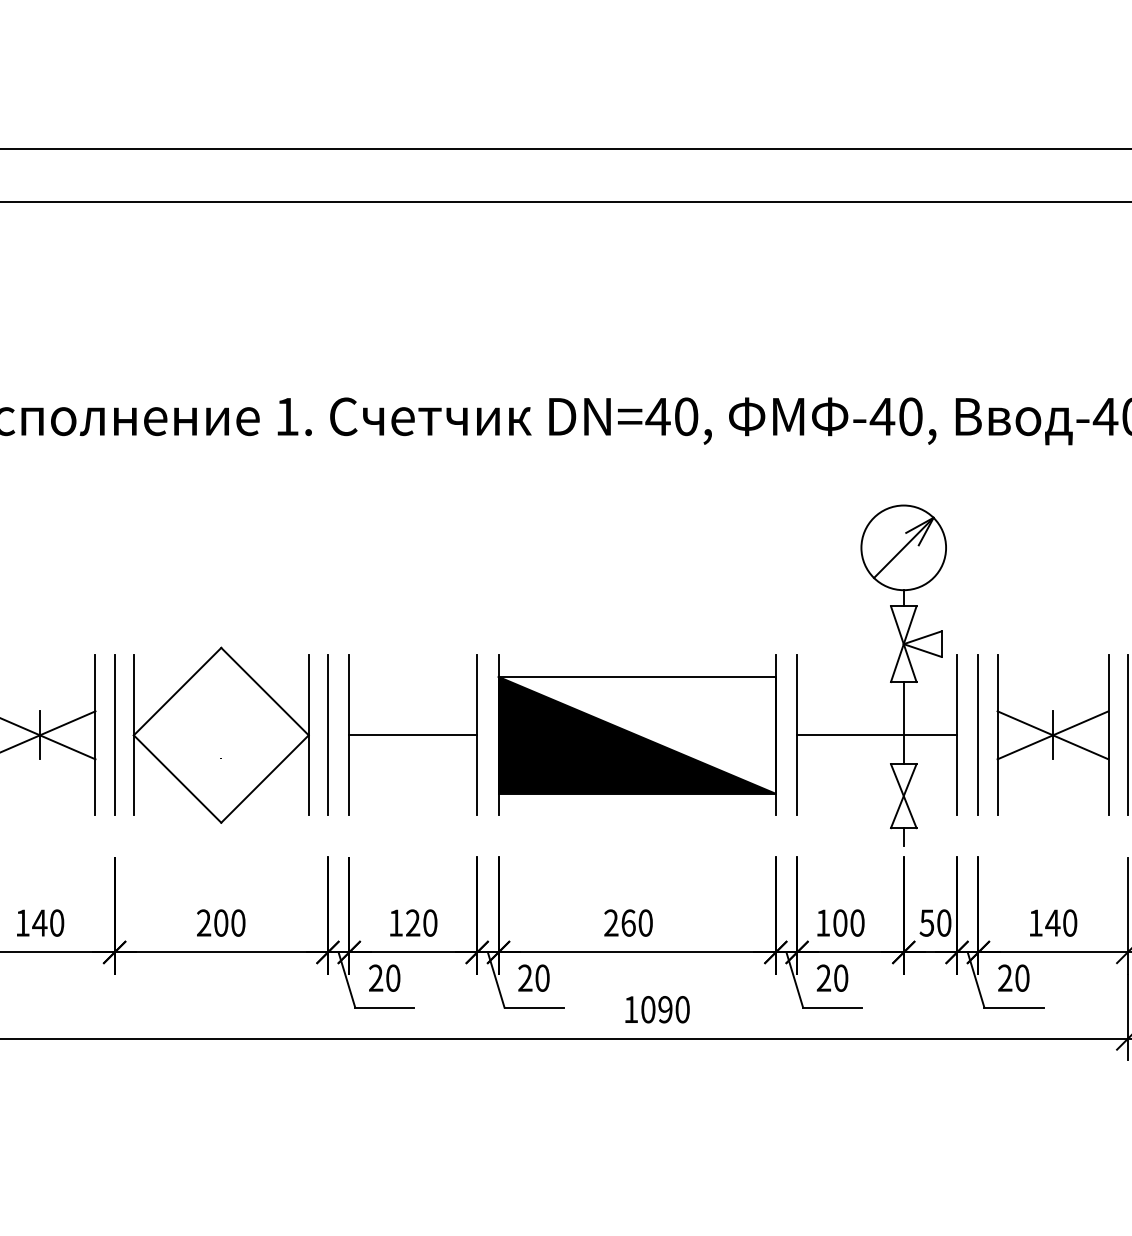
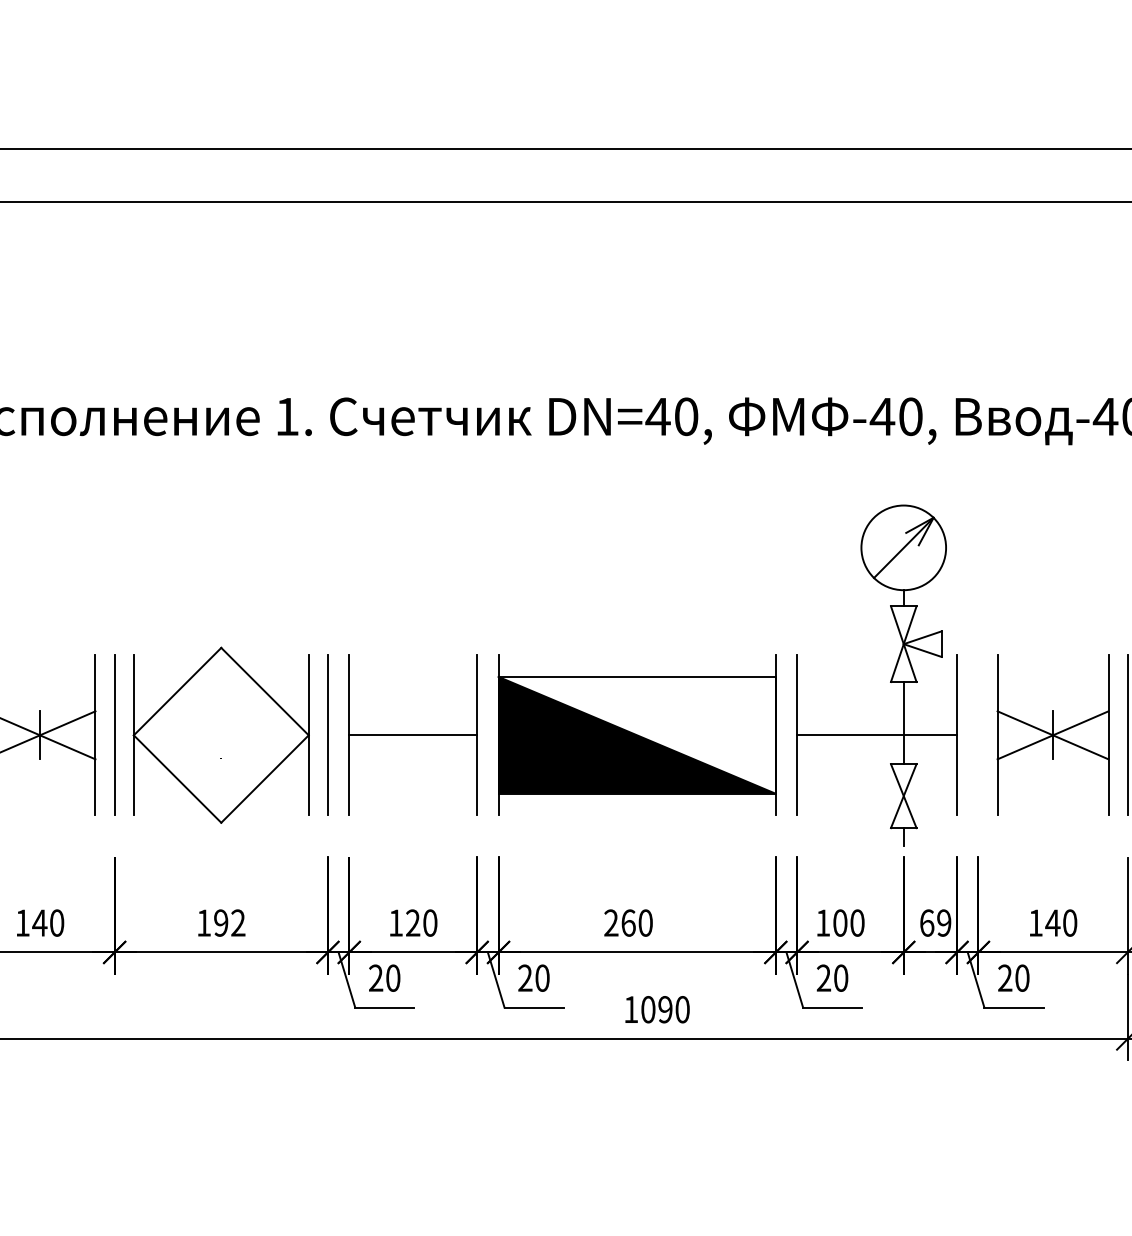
line: present -> none (978, 735)
text: 200 -> 192 (221, 922)
text: 50 -> 69 (935, 922)
